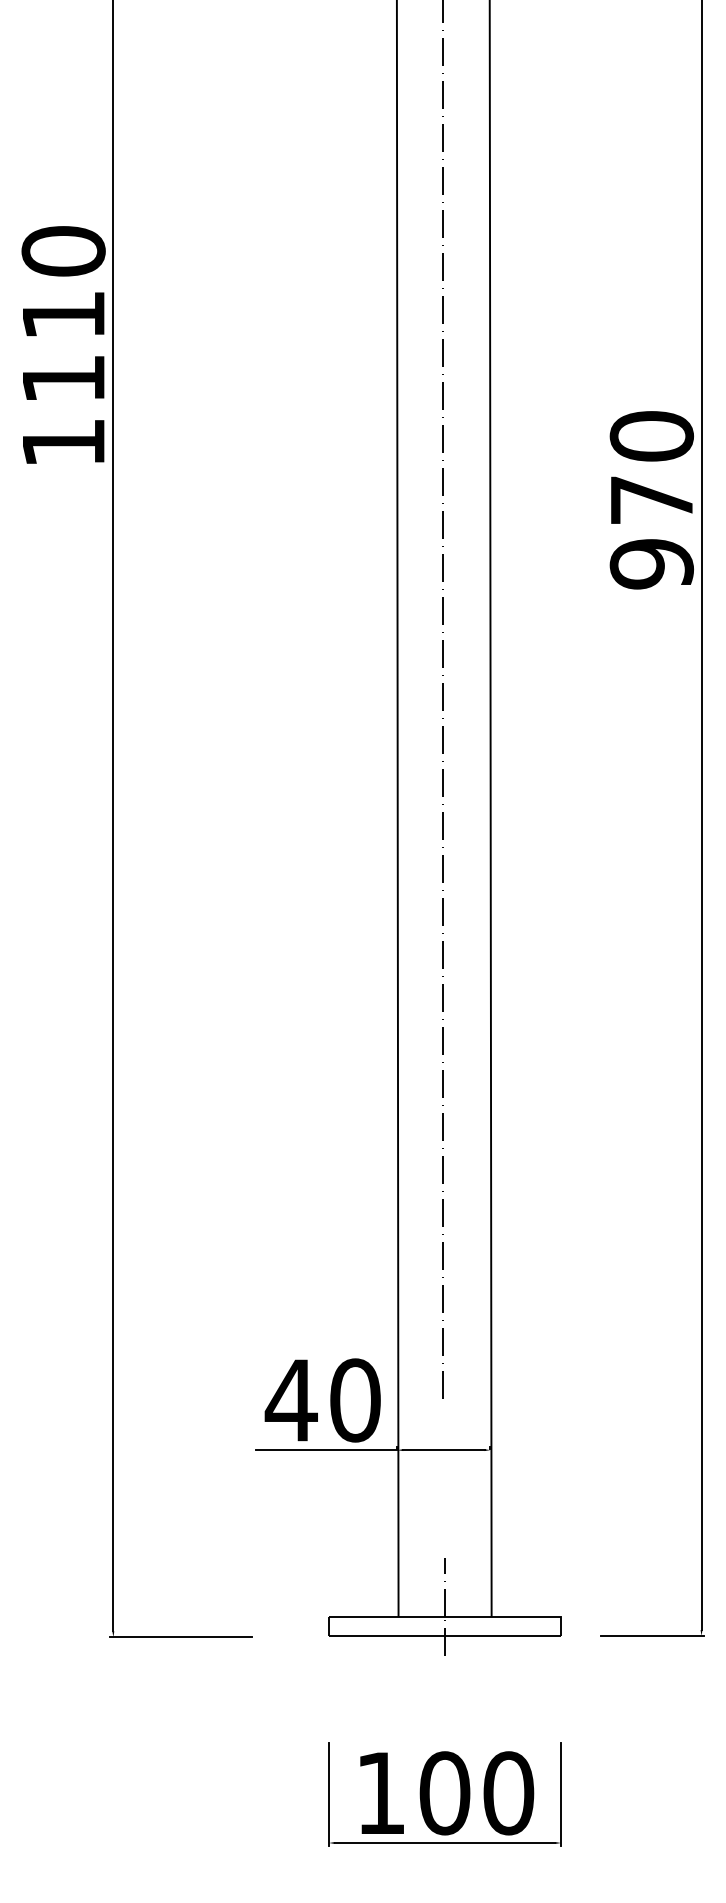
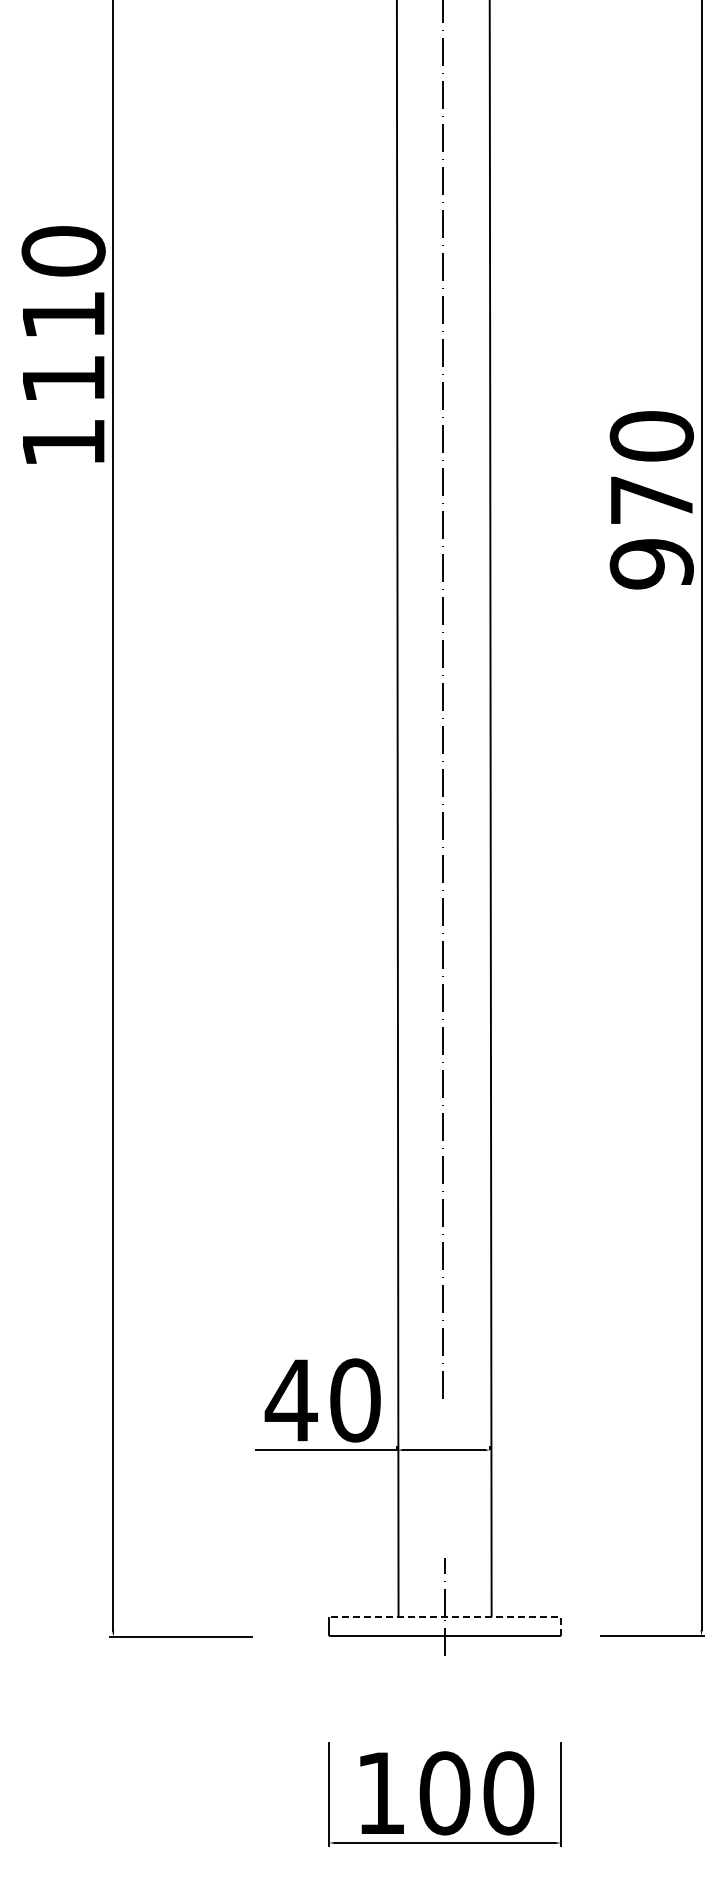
line: solid -> dashed (454, 1617)
